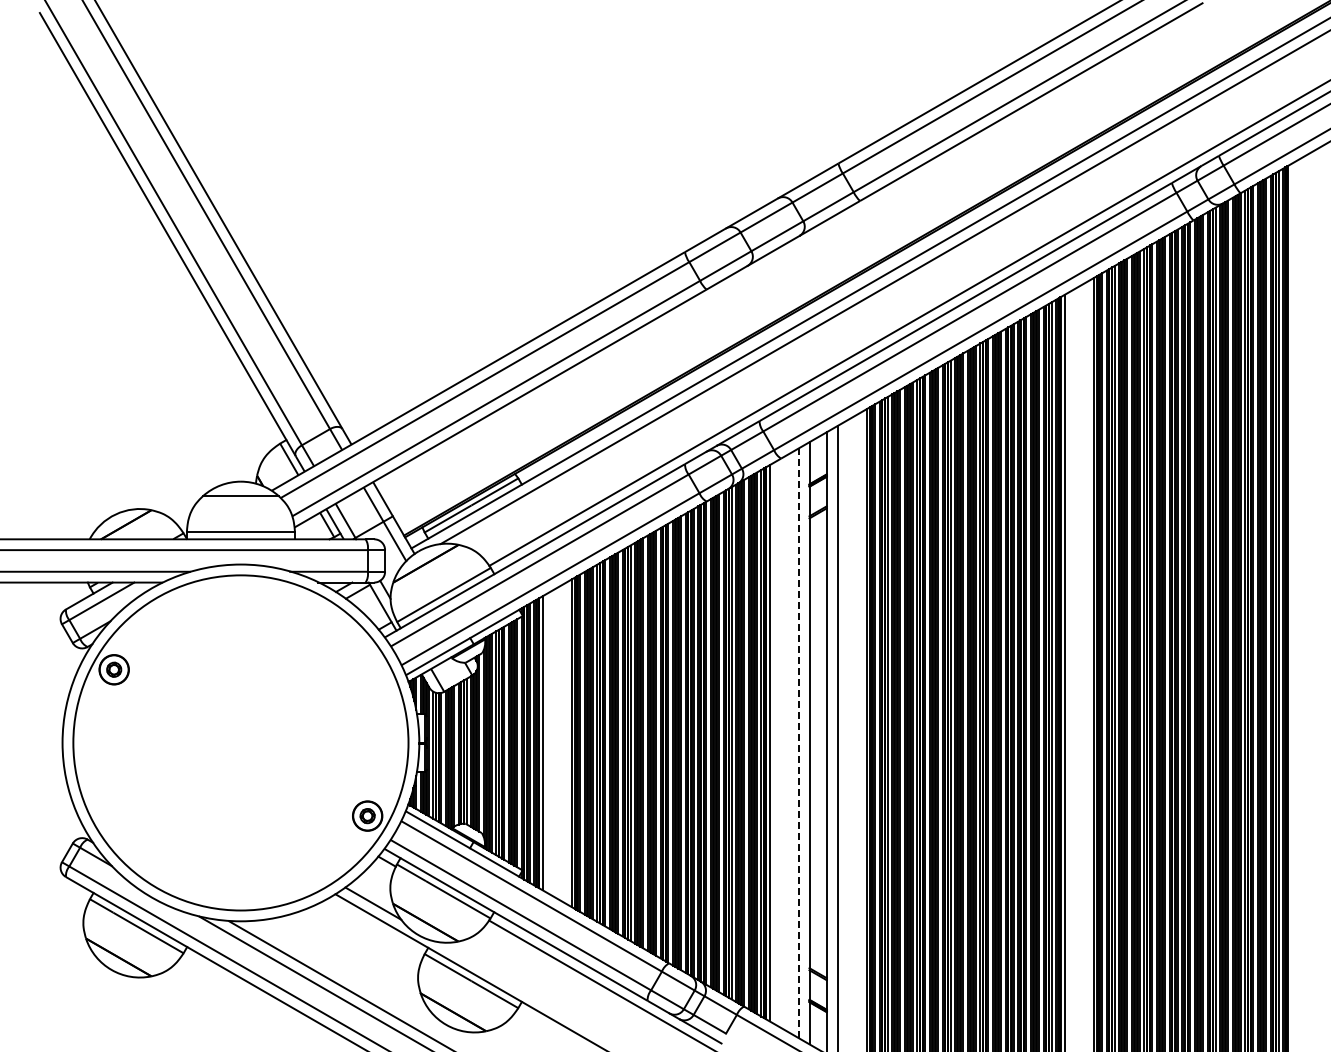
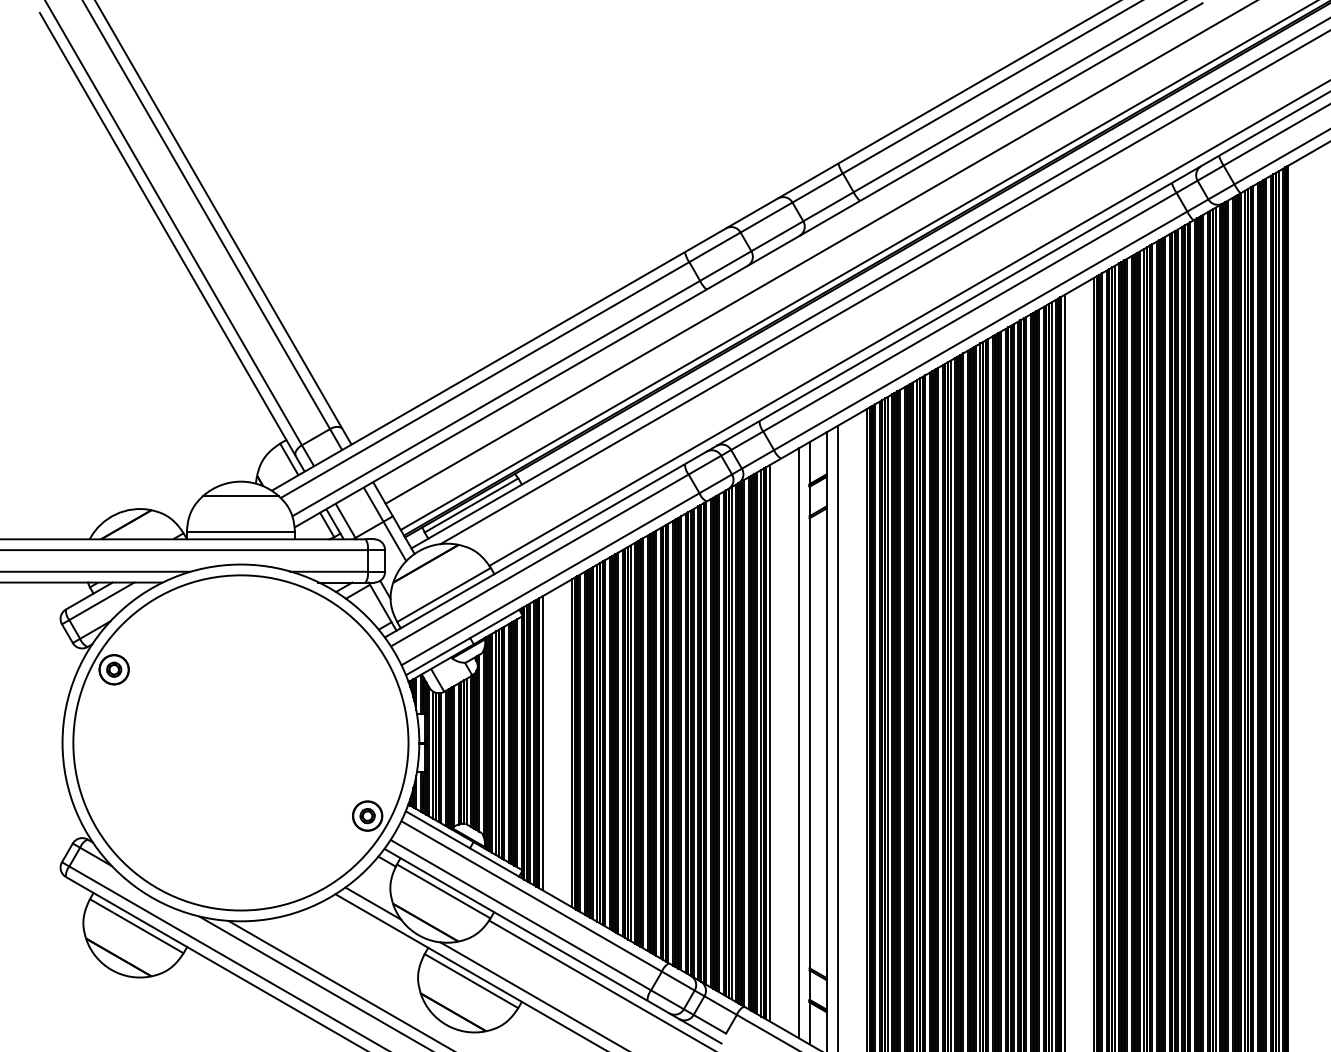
line: none -> present (819, 252)
line: none -> present (857, 265)
line: dashed -> solid (798, 743)
line: none -> present (532, 995)
